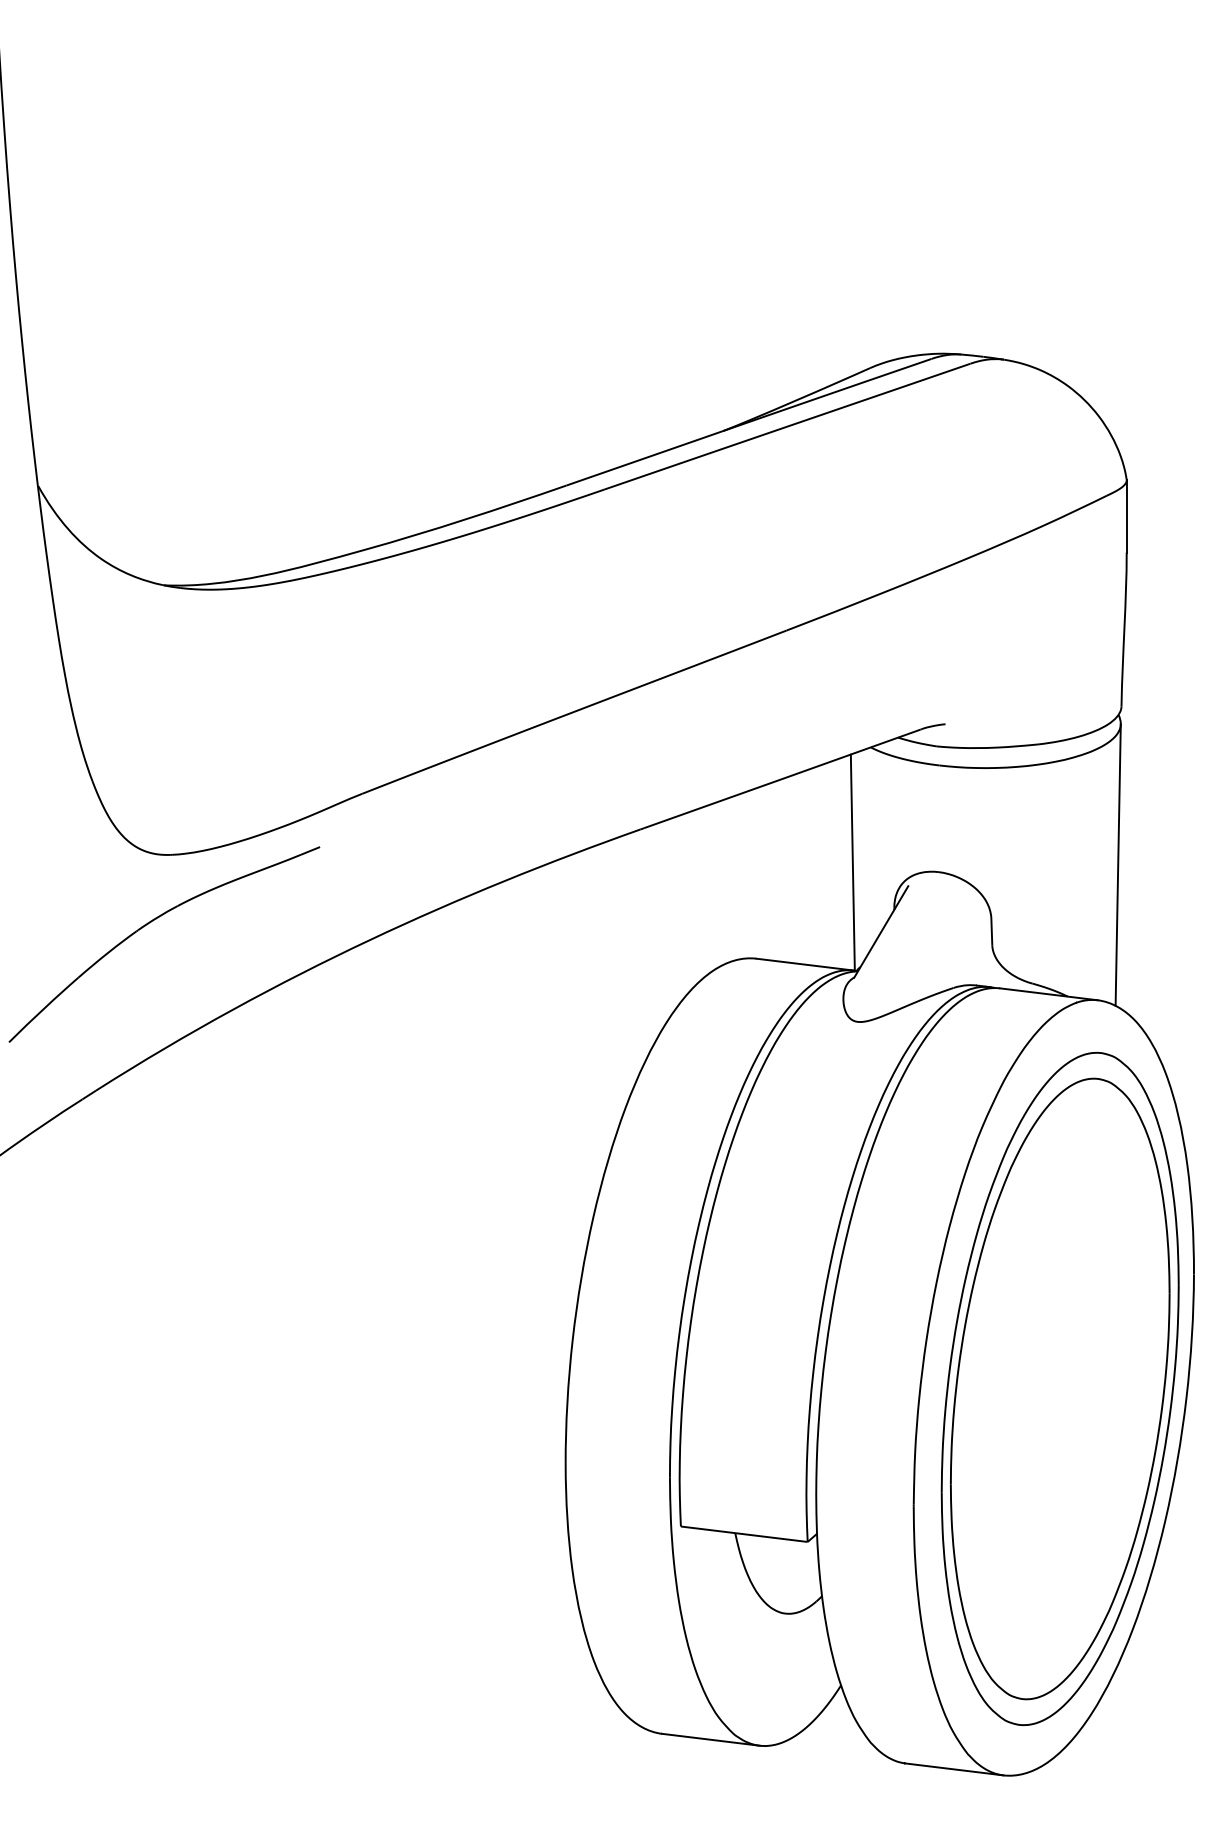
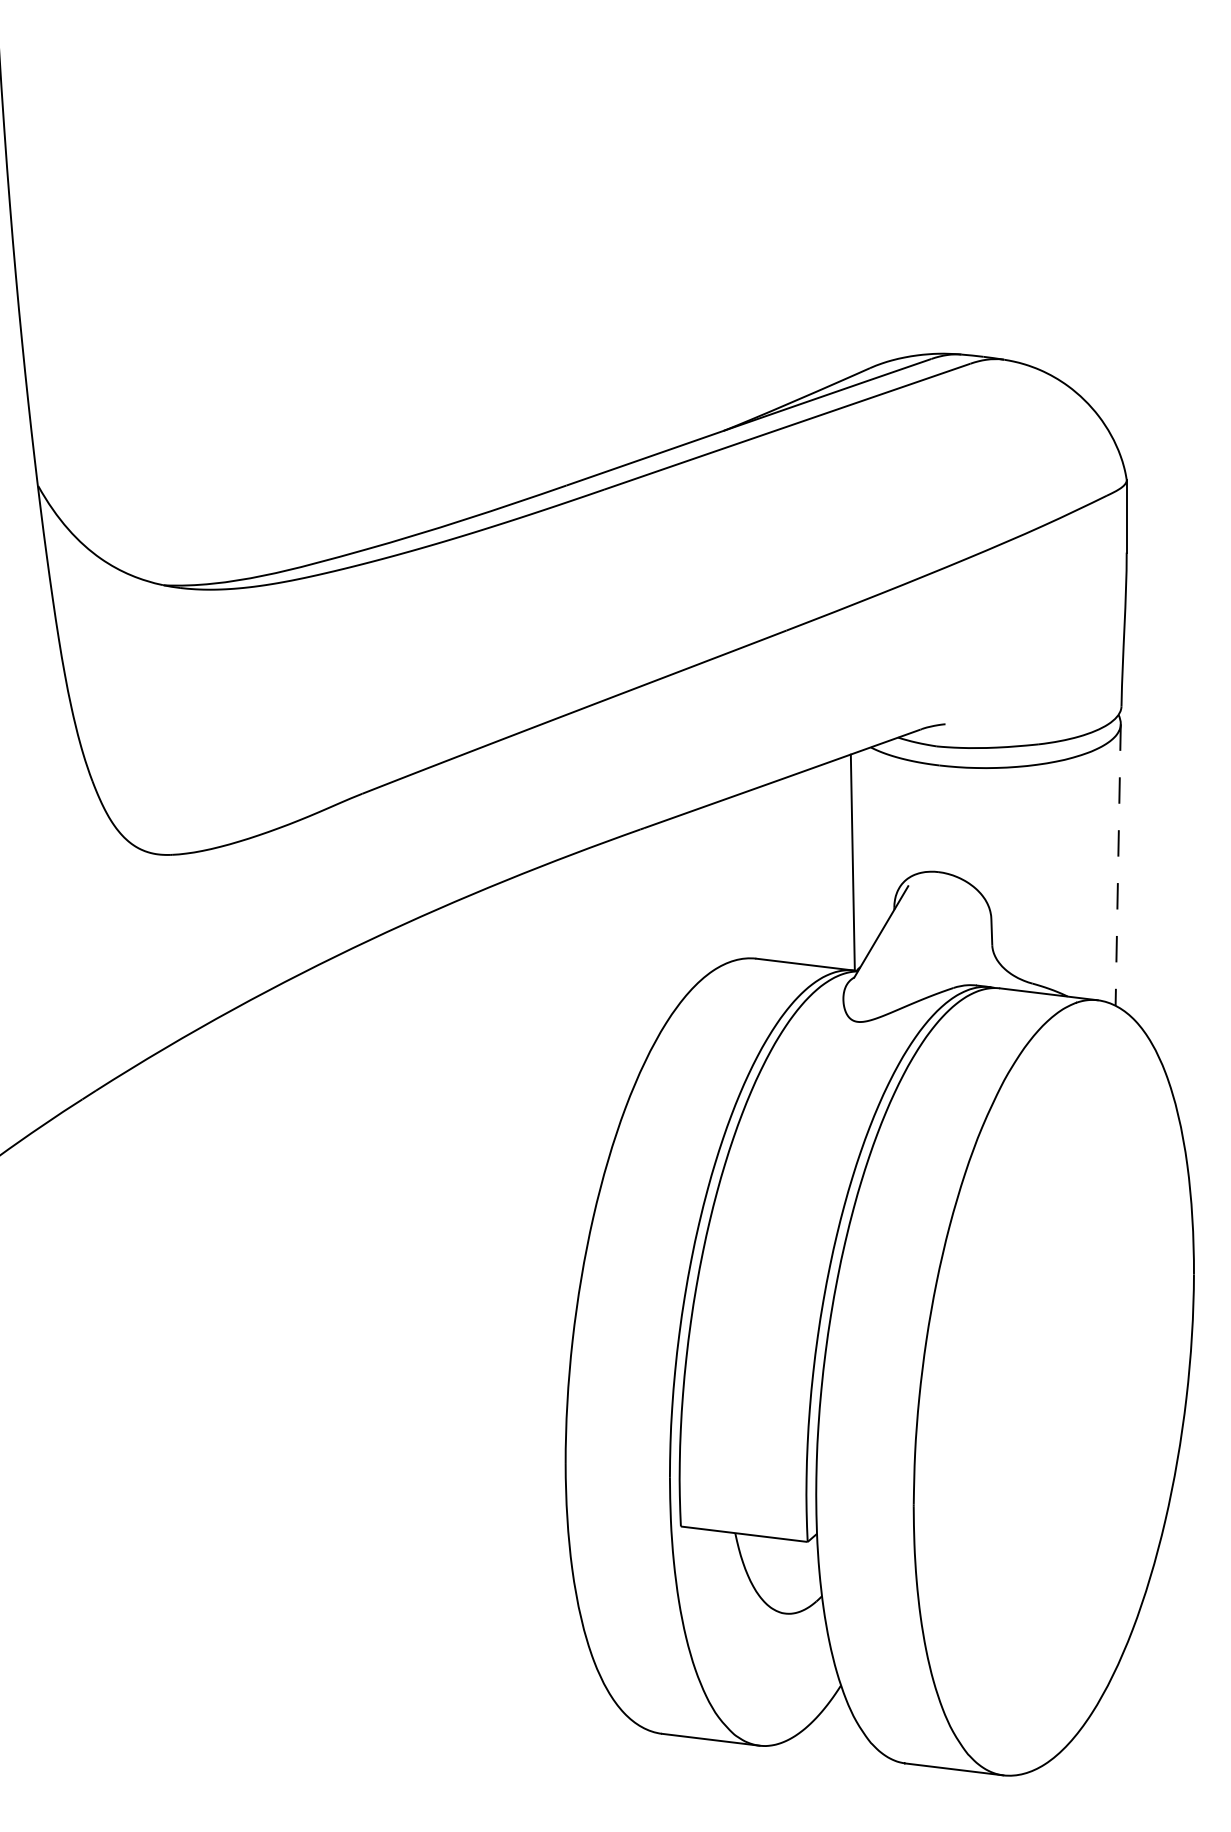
line: solid -> dashed (1118, 865)
part: present -> none (150, 923)
part: present -> none (1059, 1388)
